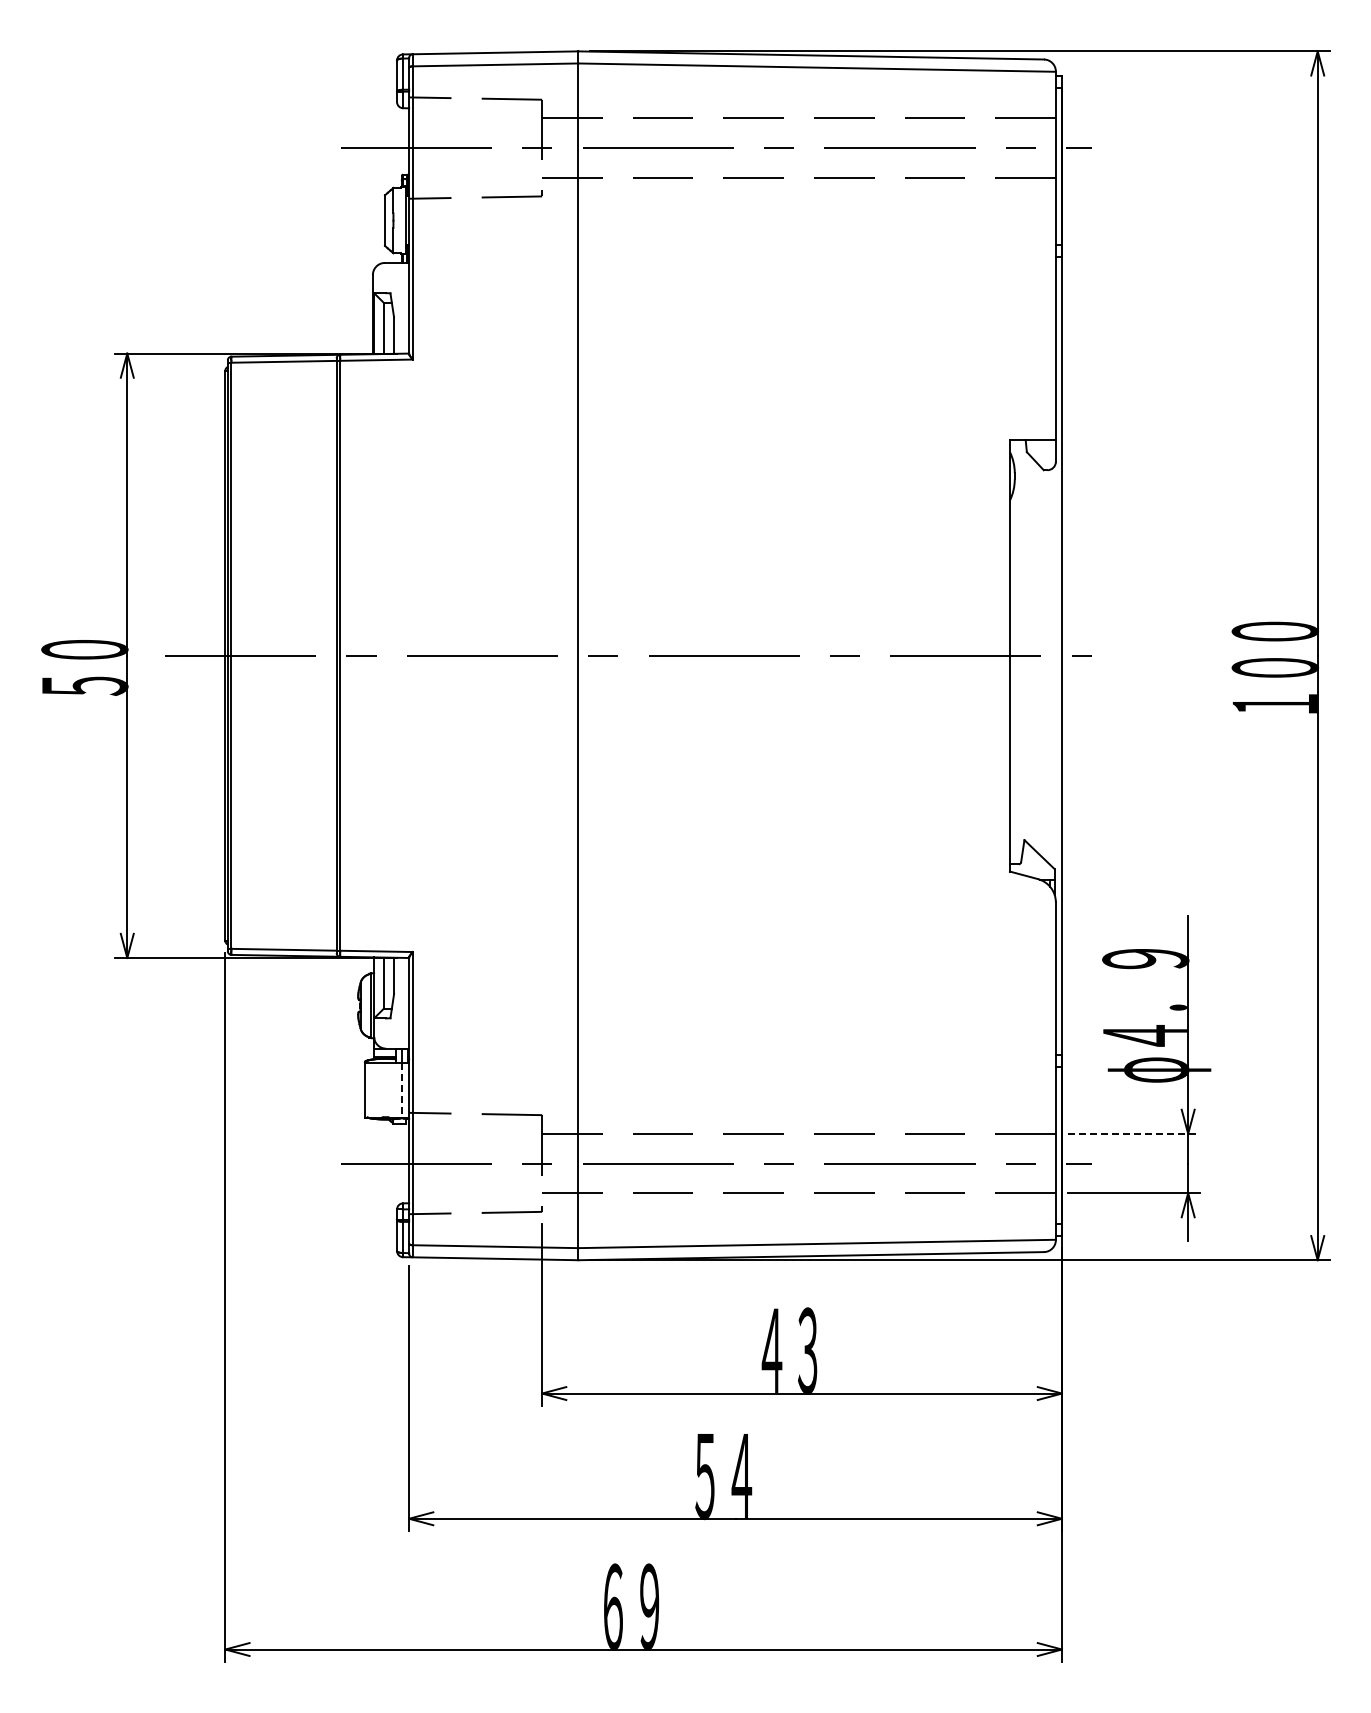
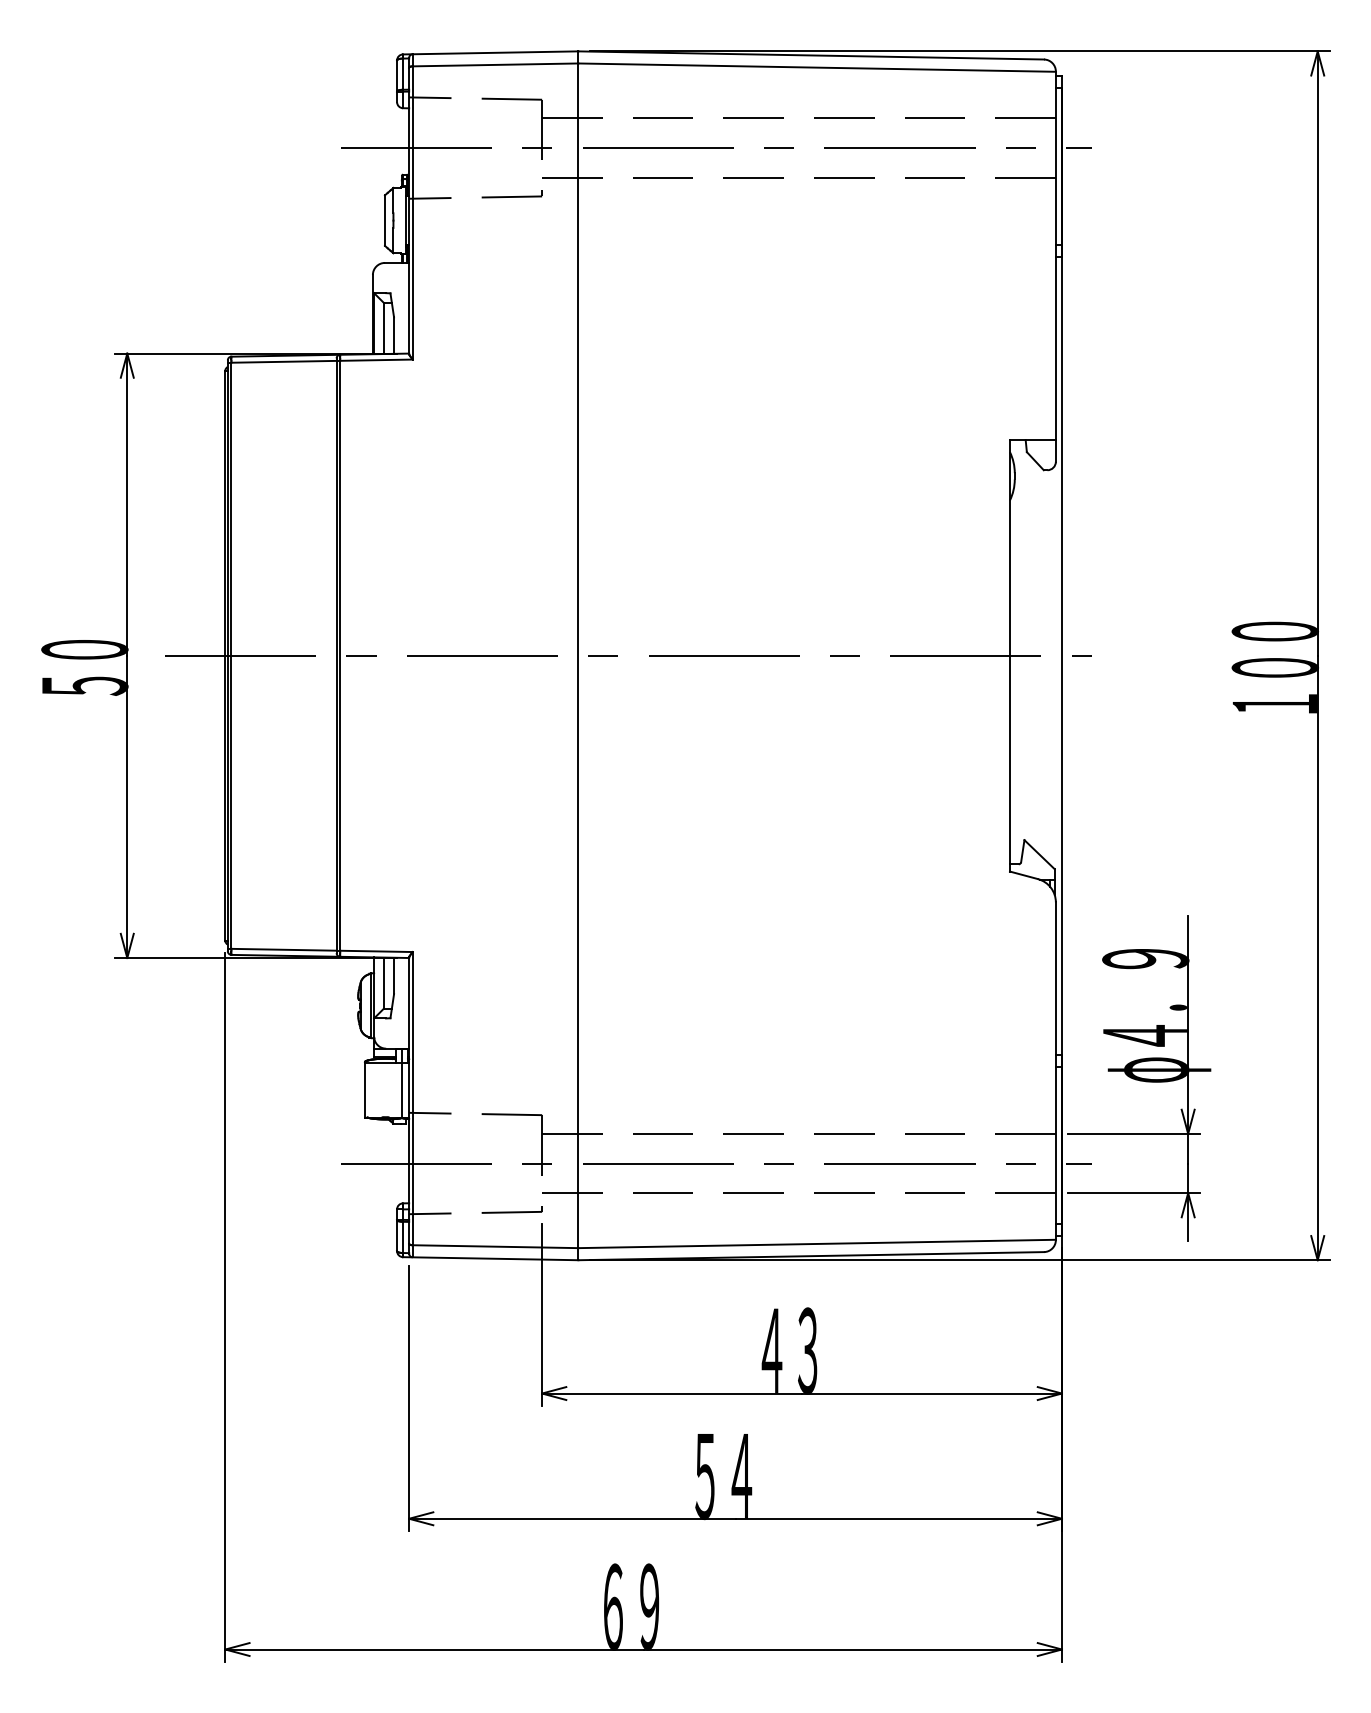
line: dashed -> solid (401, 1091)
line: dashed -> solid (1134, 1133)
